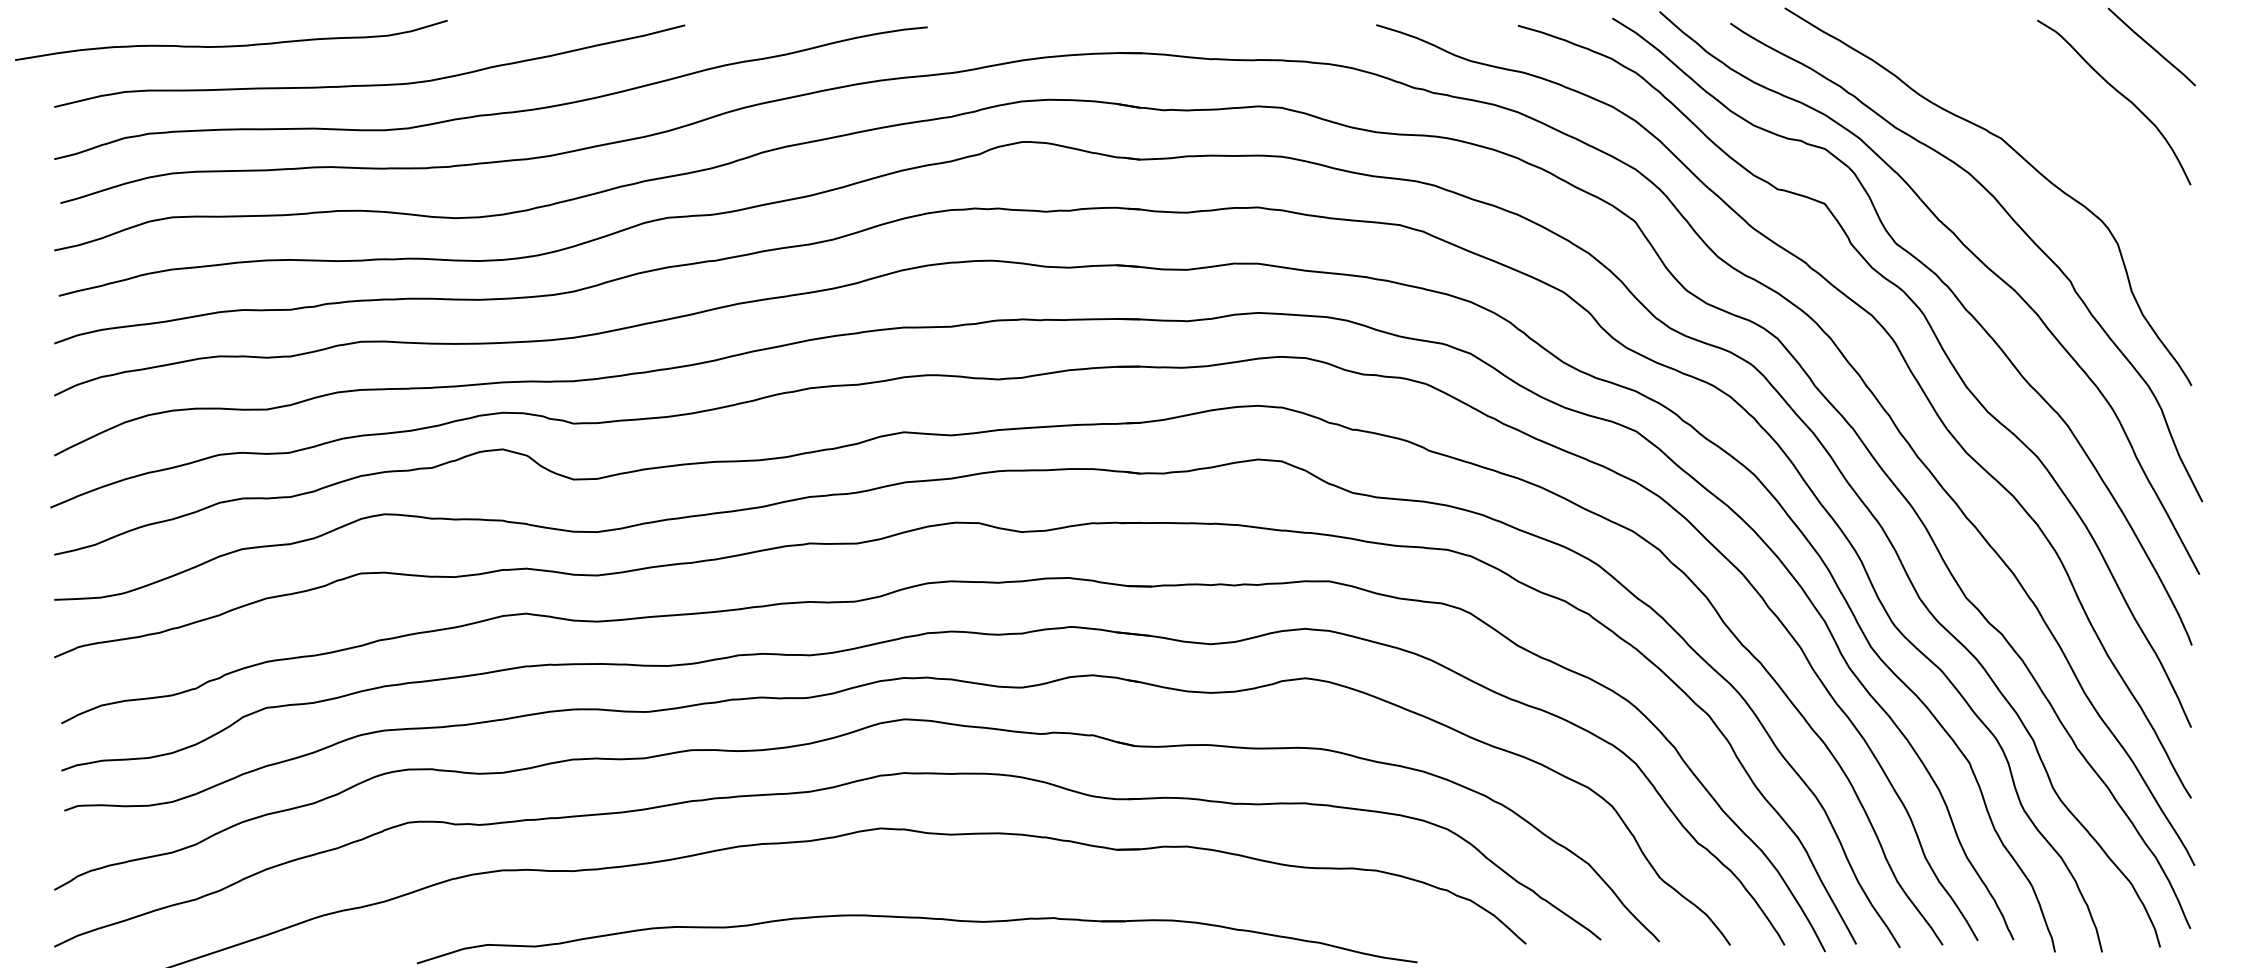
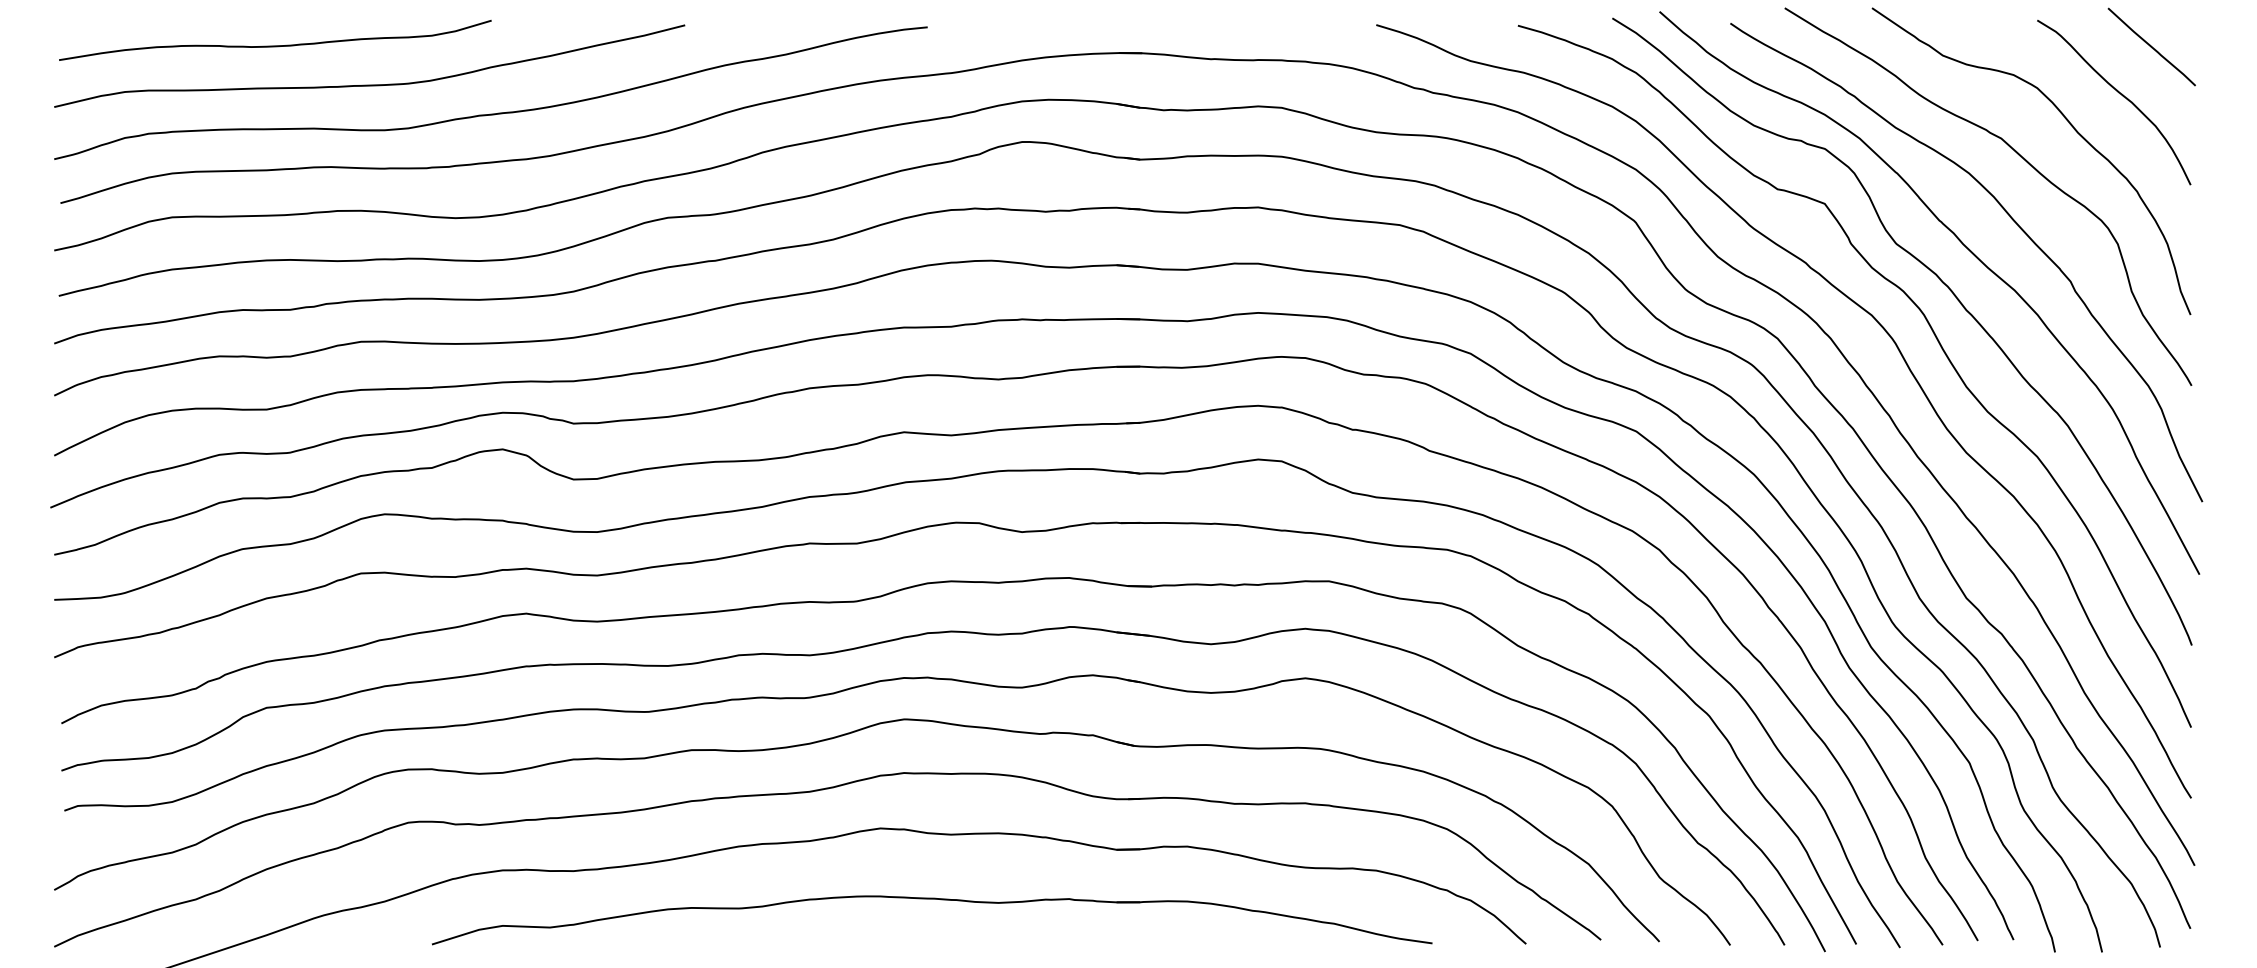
curve position: (231, 45) -> (275, 45) (275, 45)
curve: none -> present (2074, 130)
part position: (917, 918) -> (932, 899) (932, 899)
